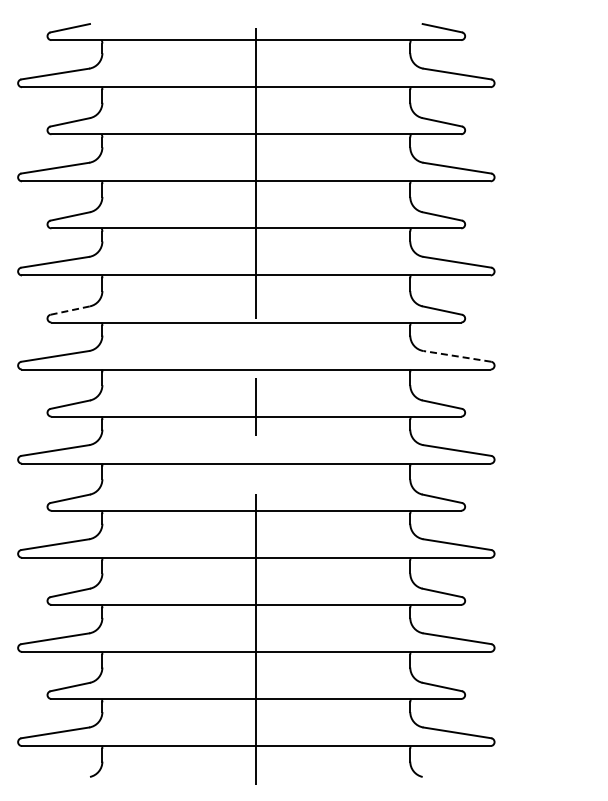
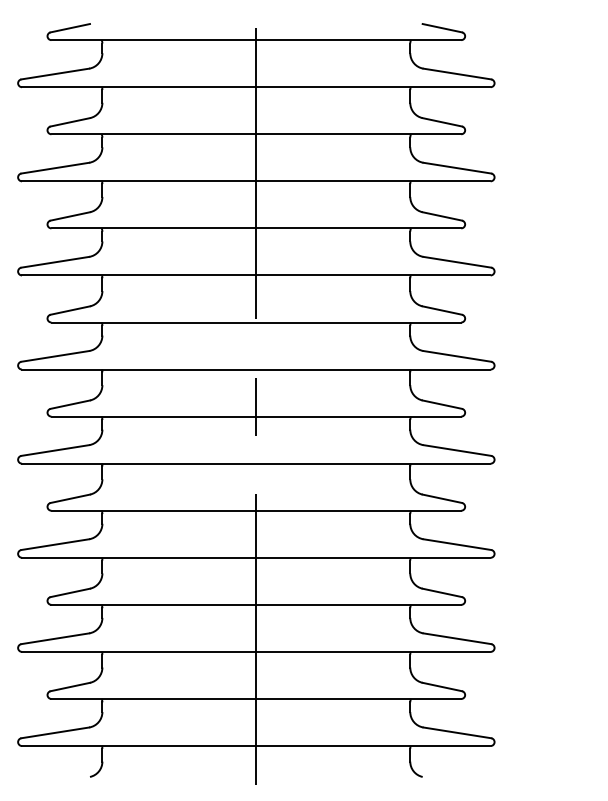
line: dashed -> solid (70, 310)
line: dashed -> solid (456, 356)
